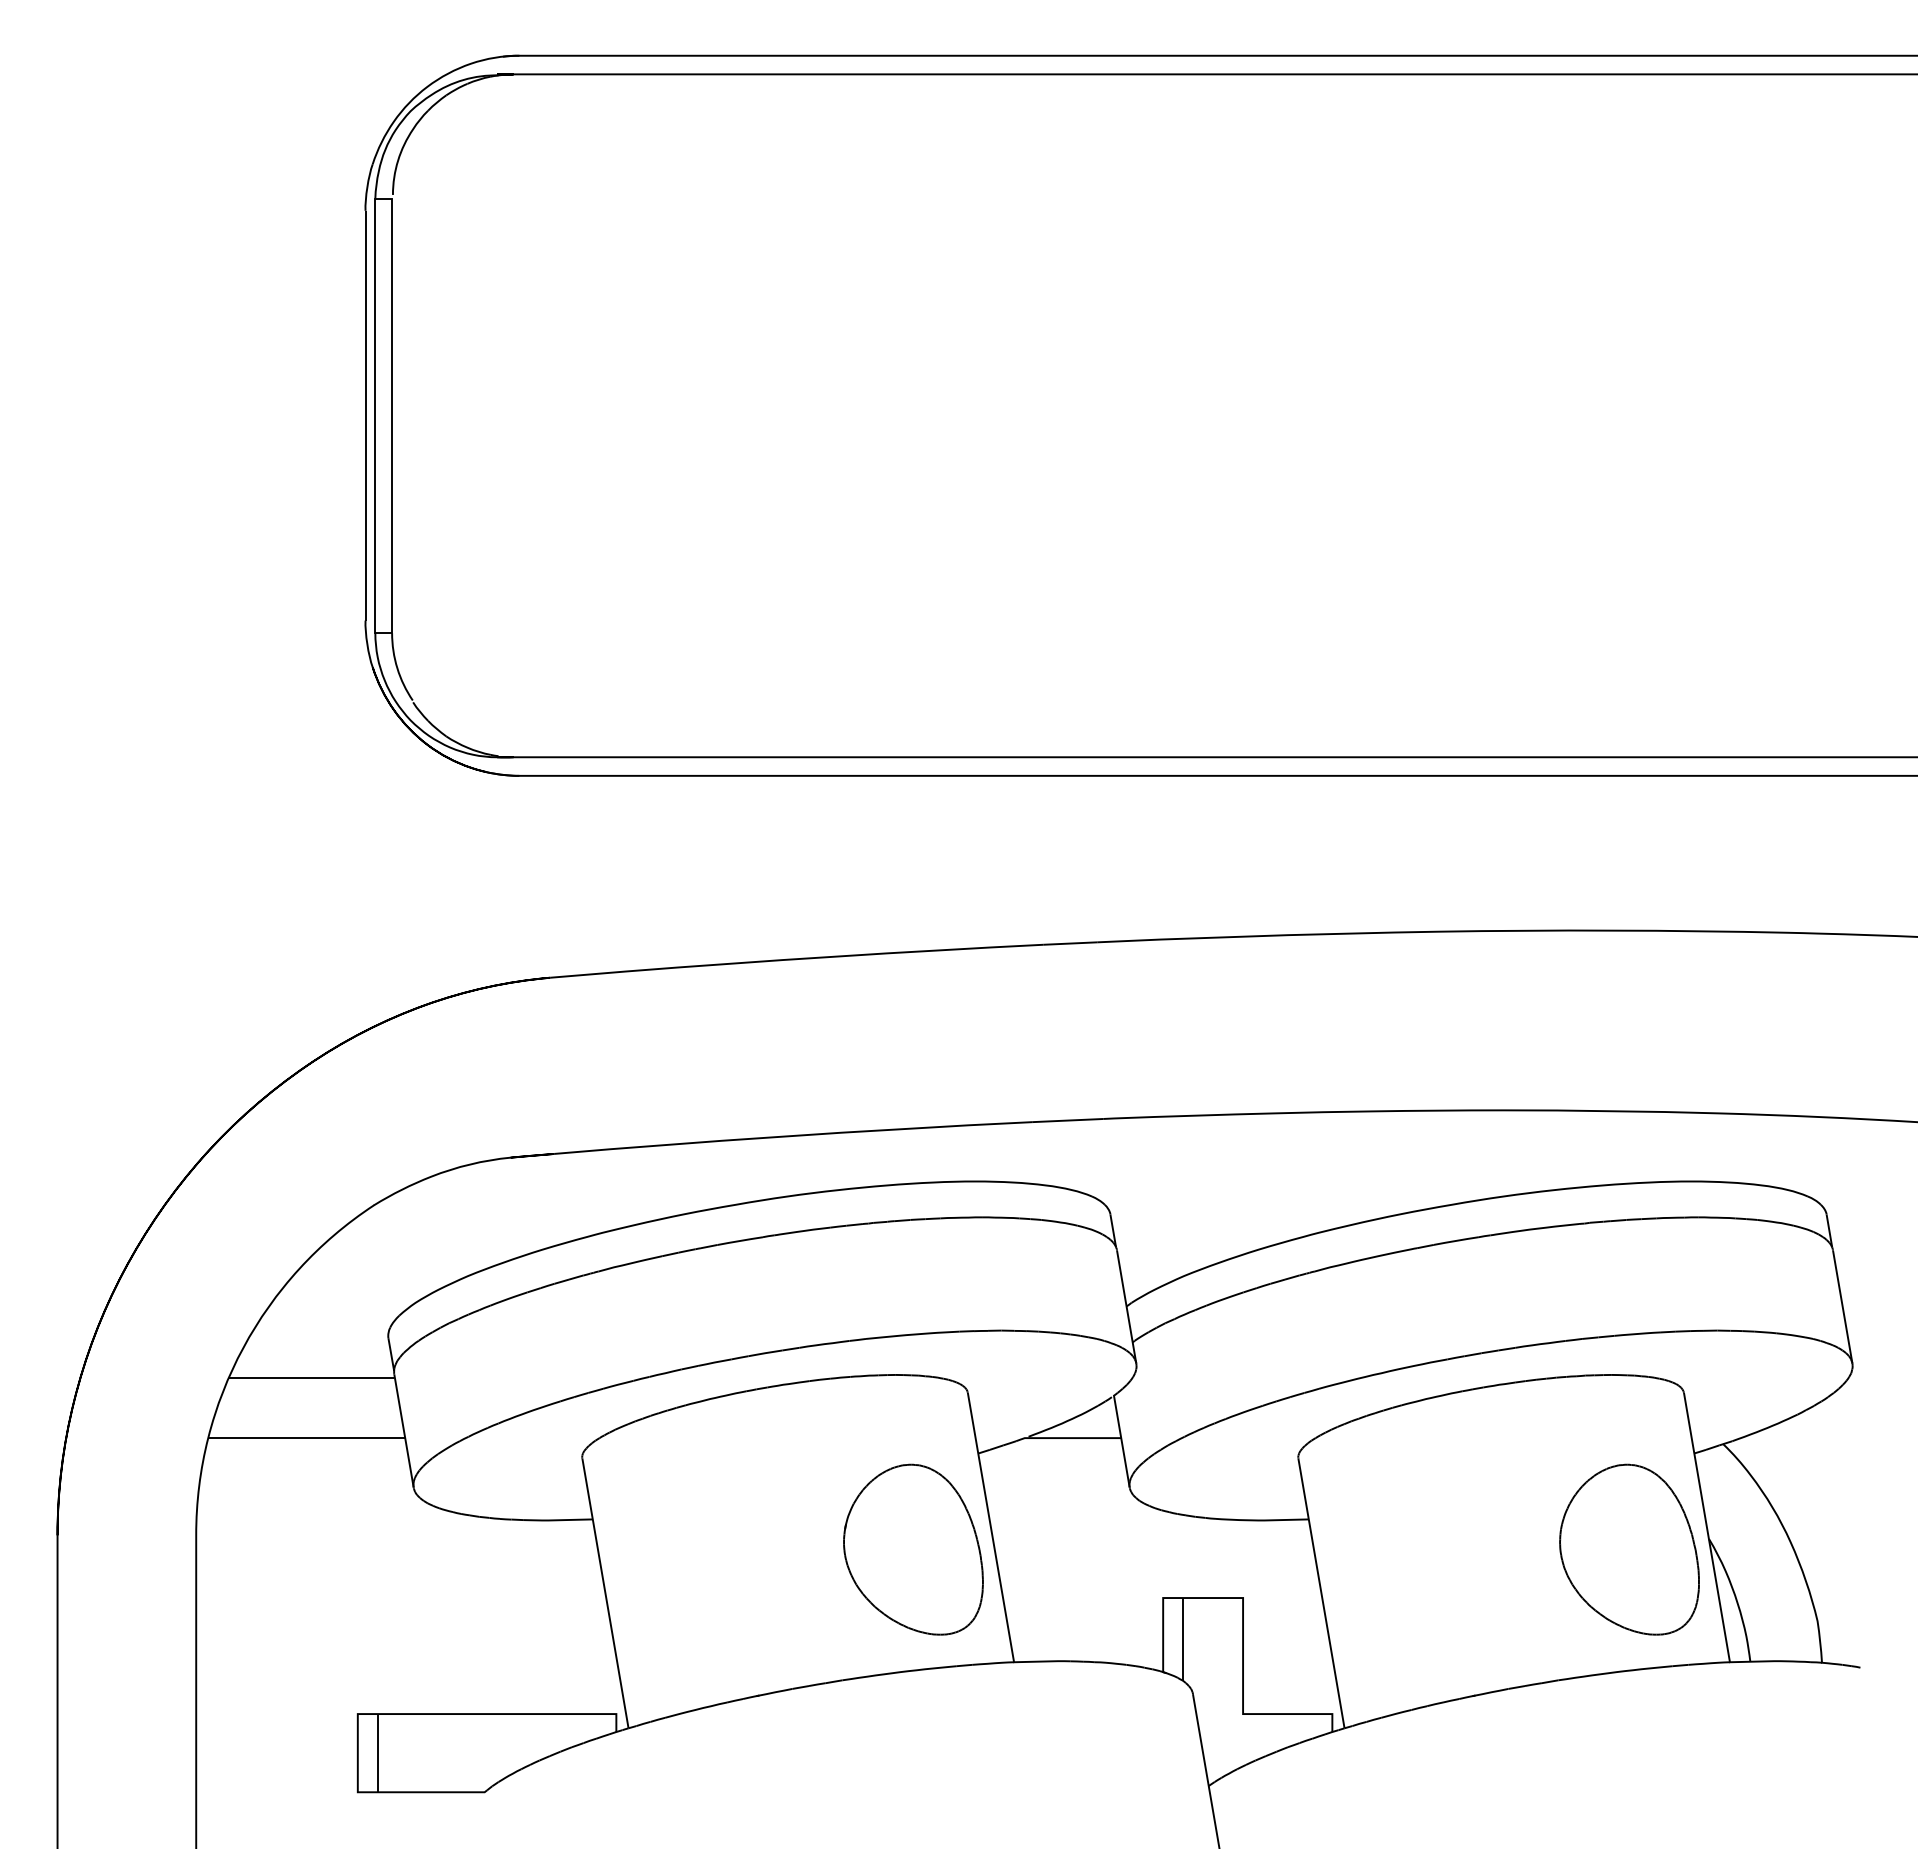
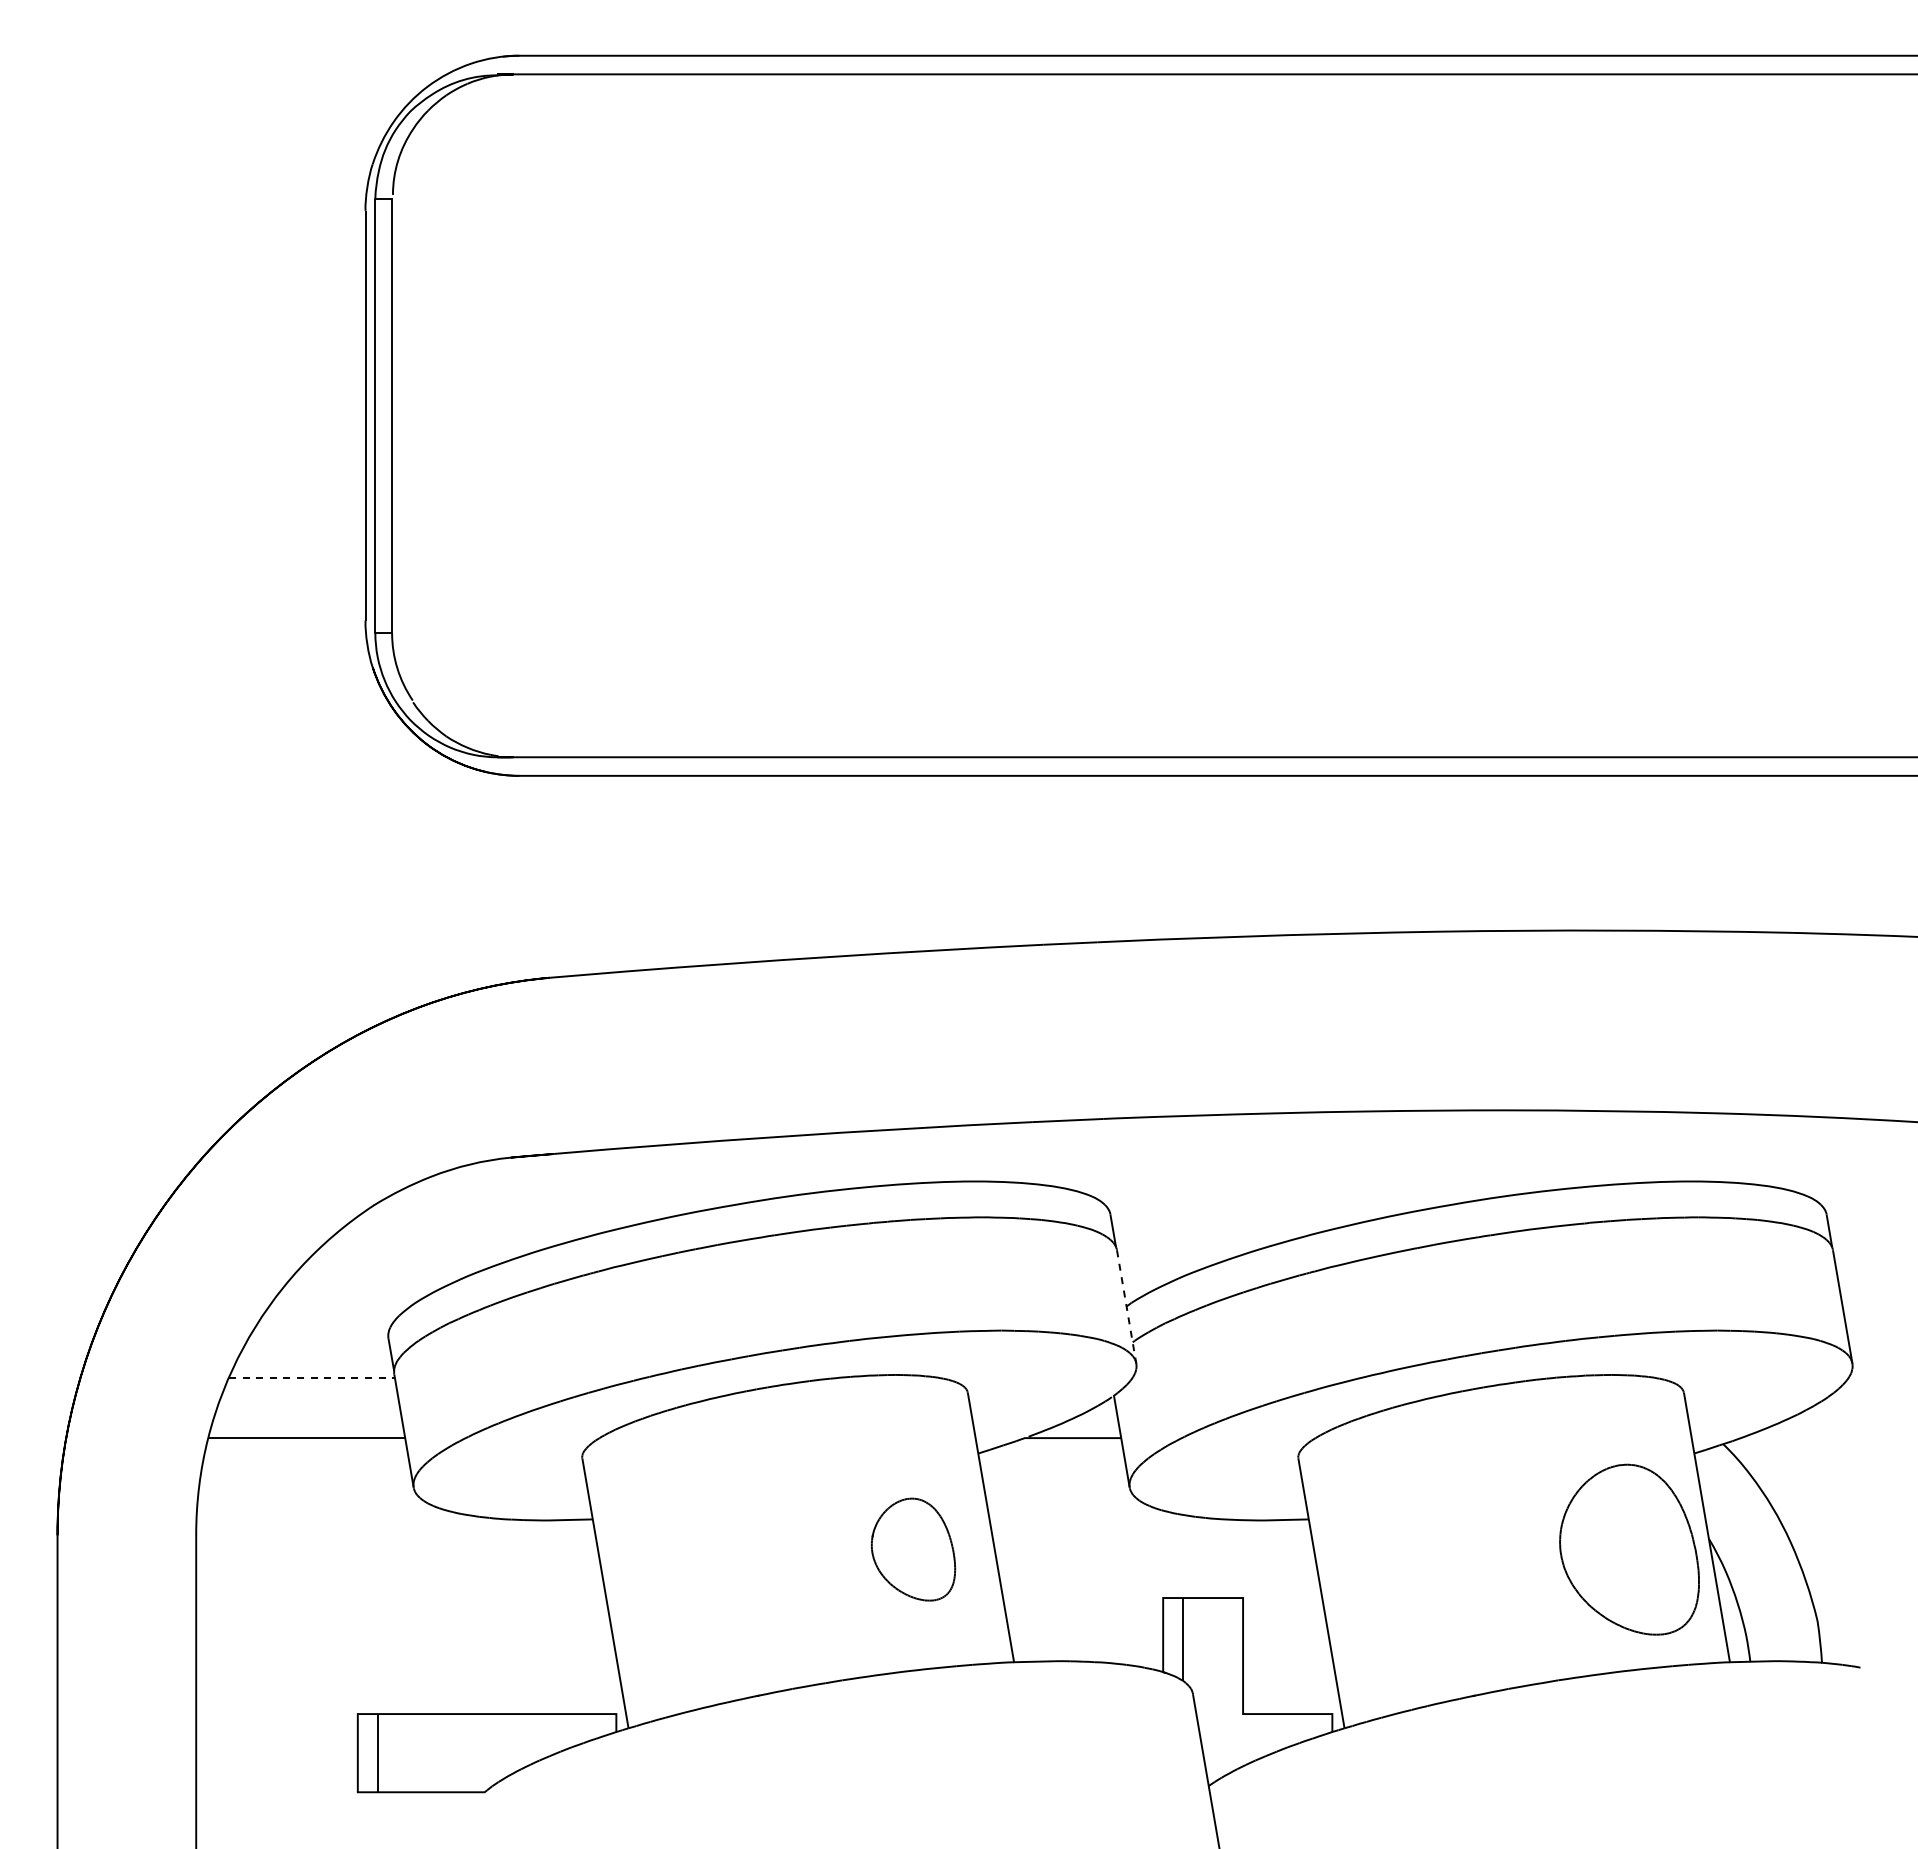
line: solid -> dashed (1126, 1307)
line: solid -> dashed (311, 1378)
part size: 141x173 px -> 87x105 px (913, 1549)
